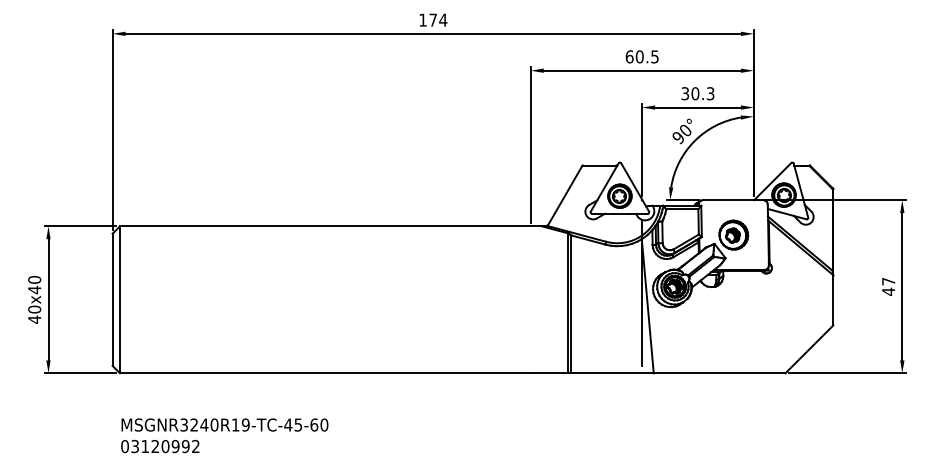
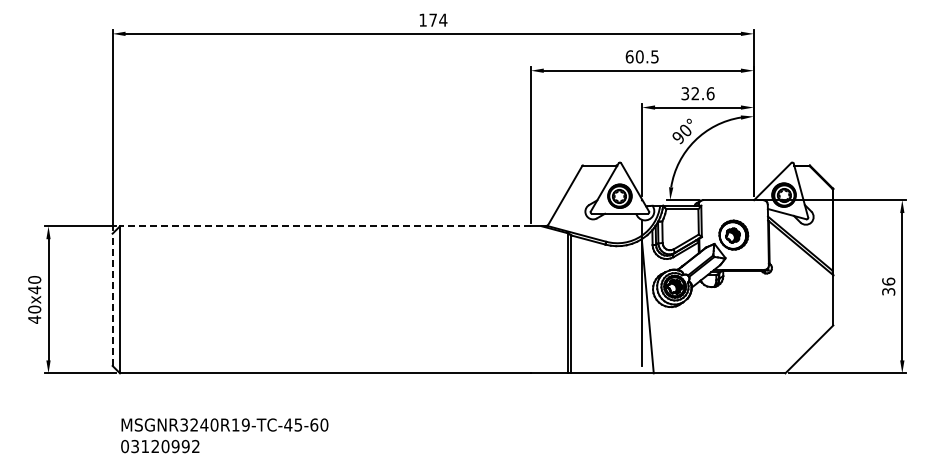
text: 30.3 -> 32.6 (702, 93)
line: solid -> dashed (324, 226)
text: 47 -> 36 (888, 286)
line: solid -> dashed (112, 299)
